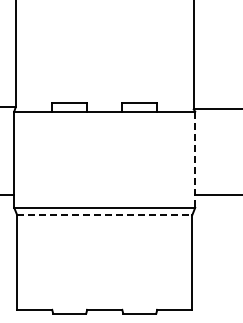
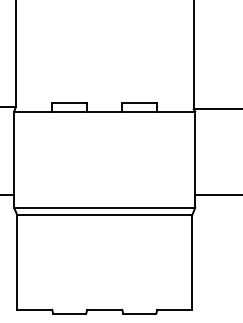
line: dashed -> solid (195, 160)
line: dashed -> solid (104, 215)
